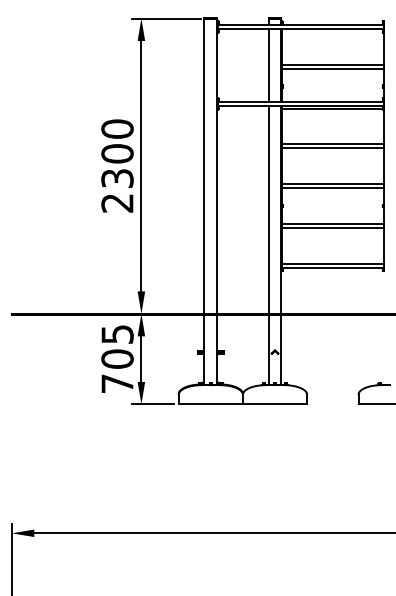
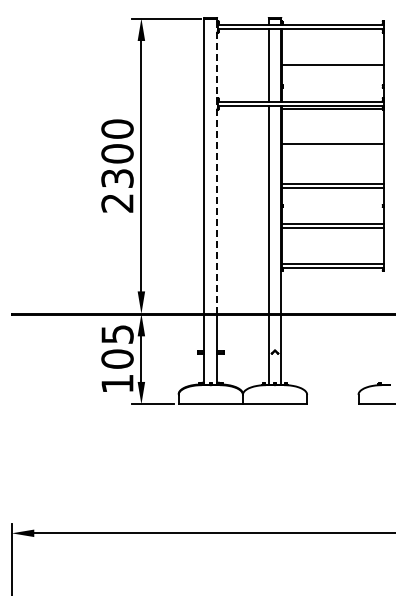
line: present -> none (332, 68)
line: present -> none (332, 148)
line: solid -> dashed (217, 166)
text: 705 -> 105 (117, 383)
